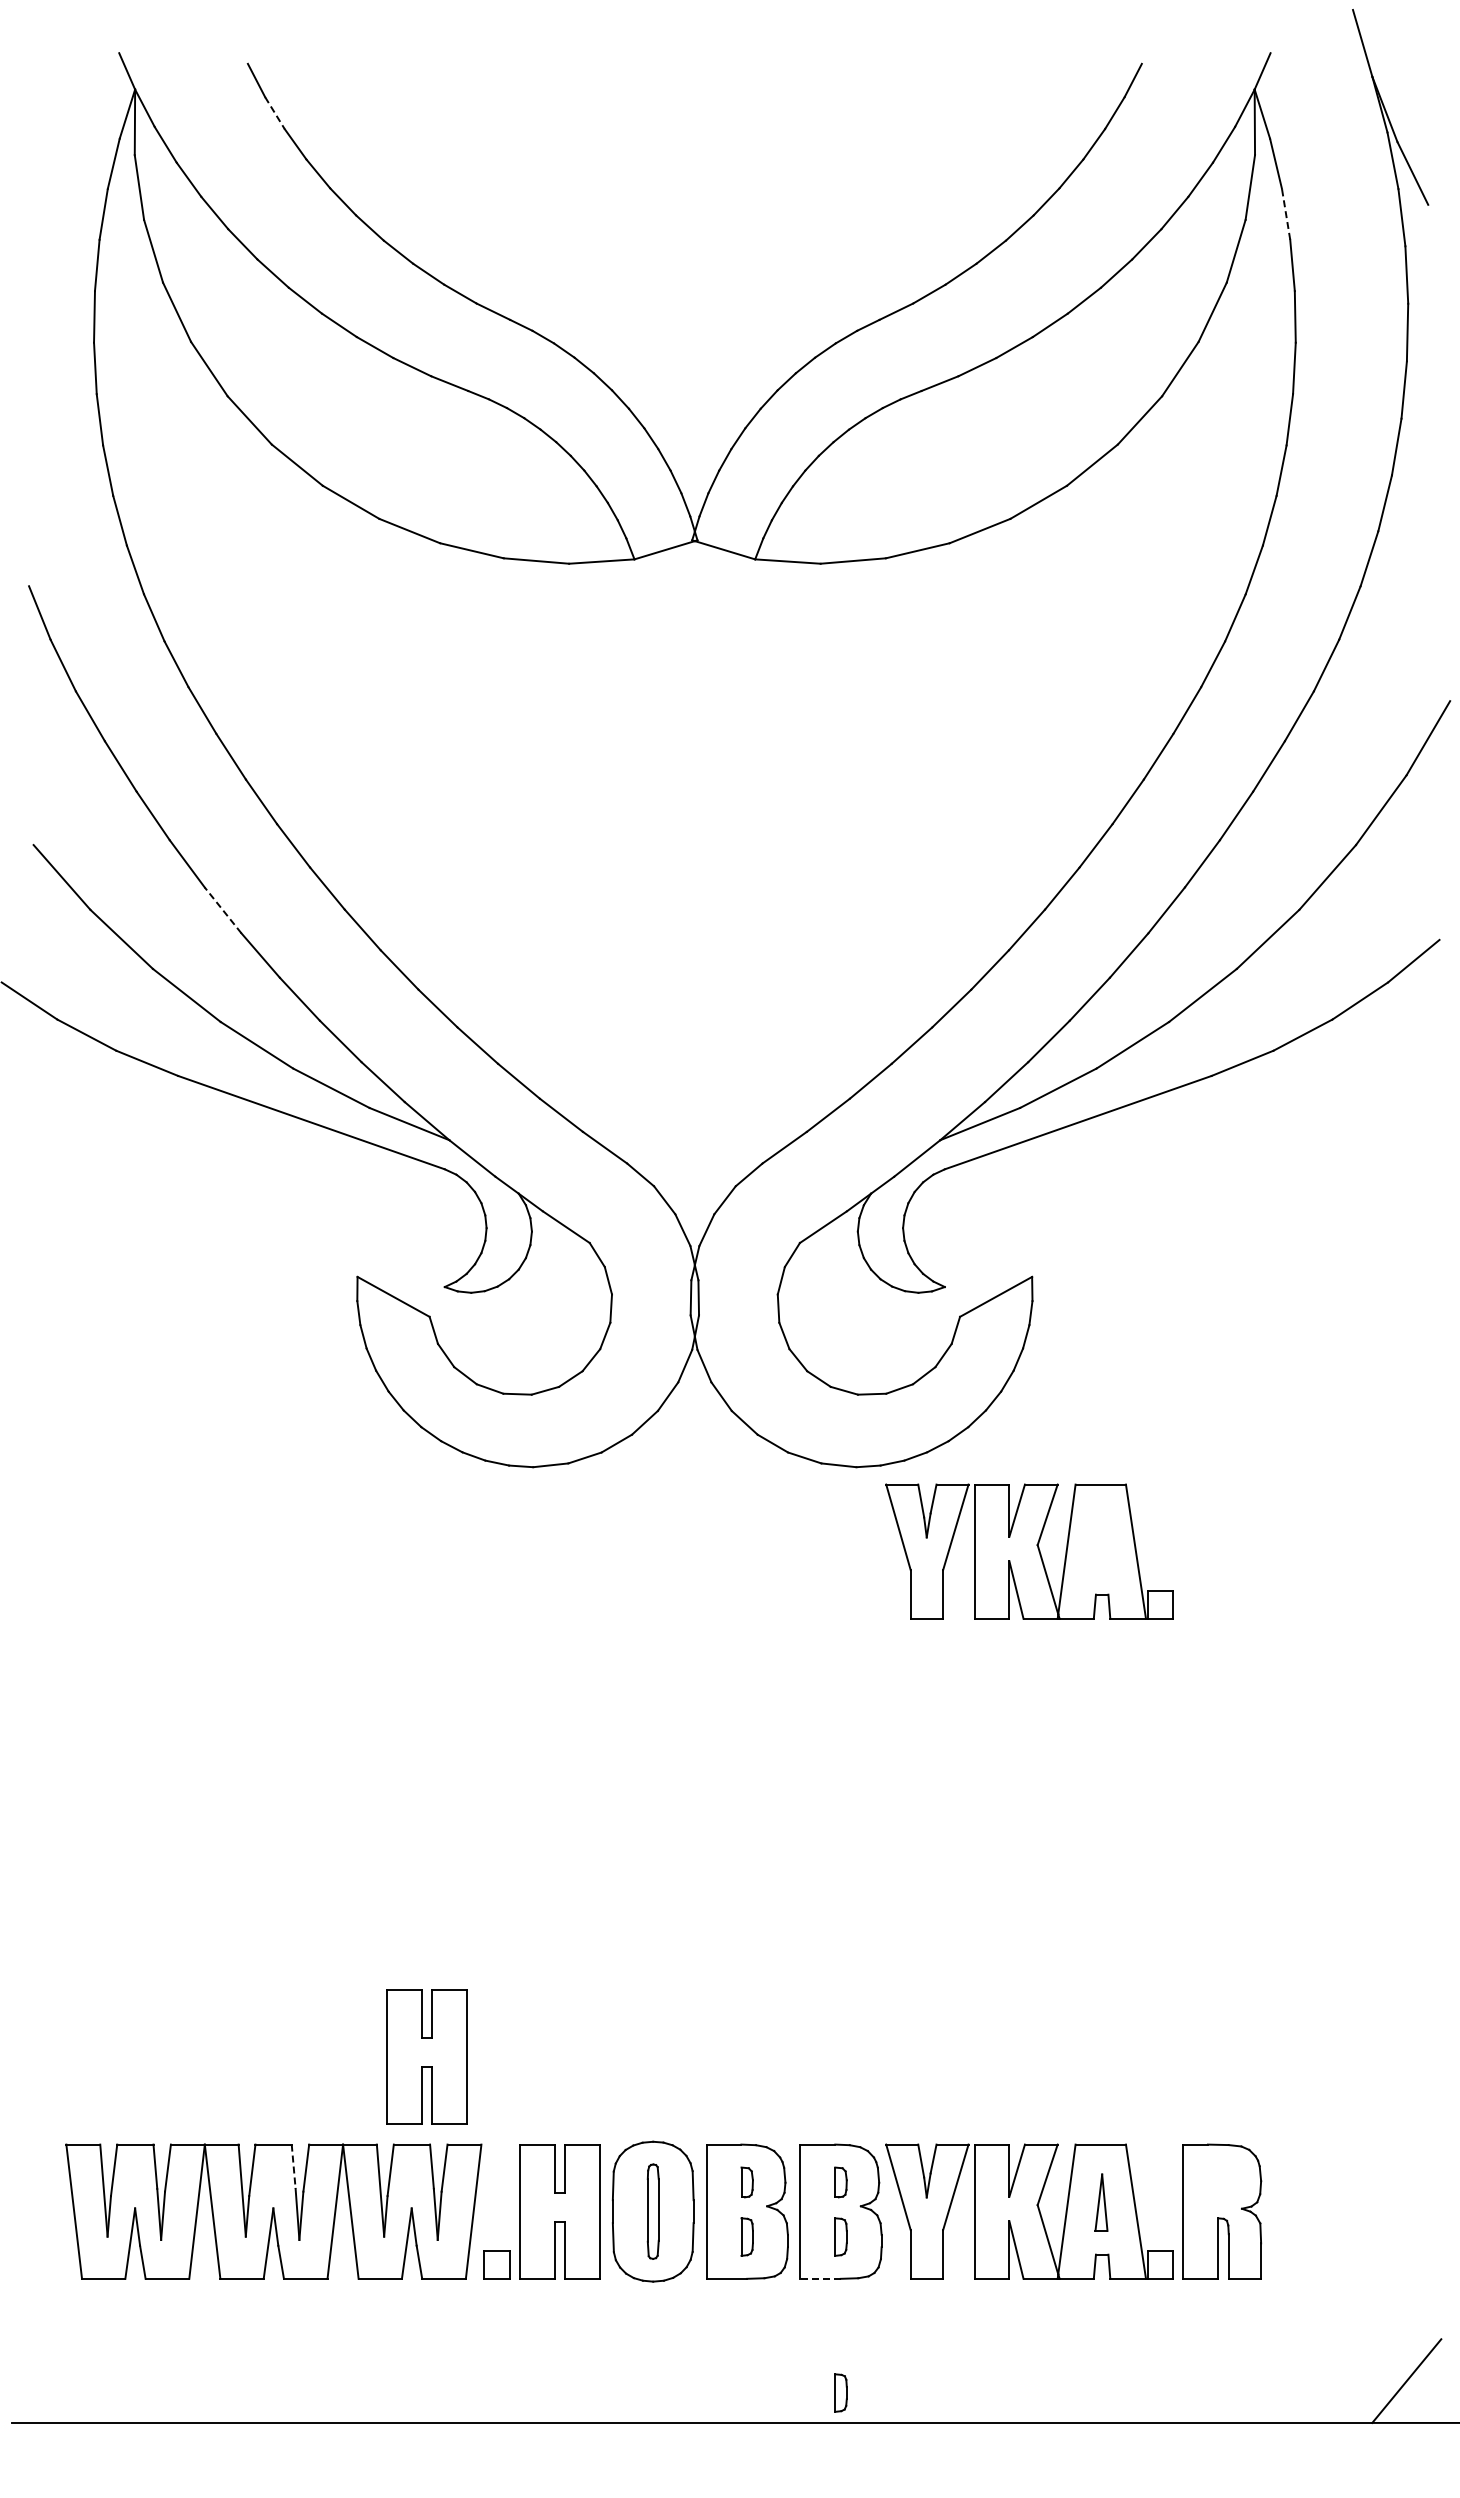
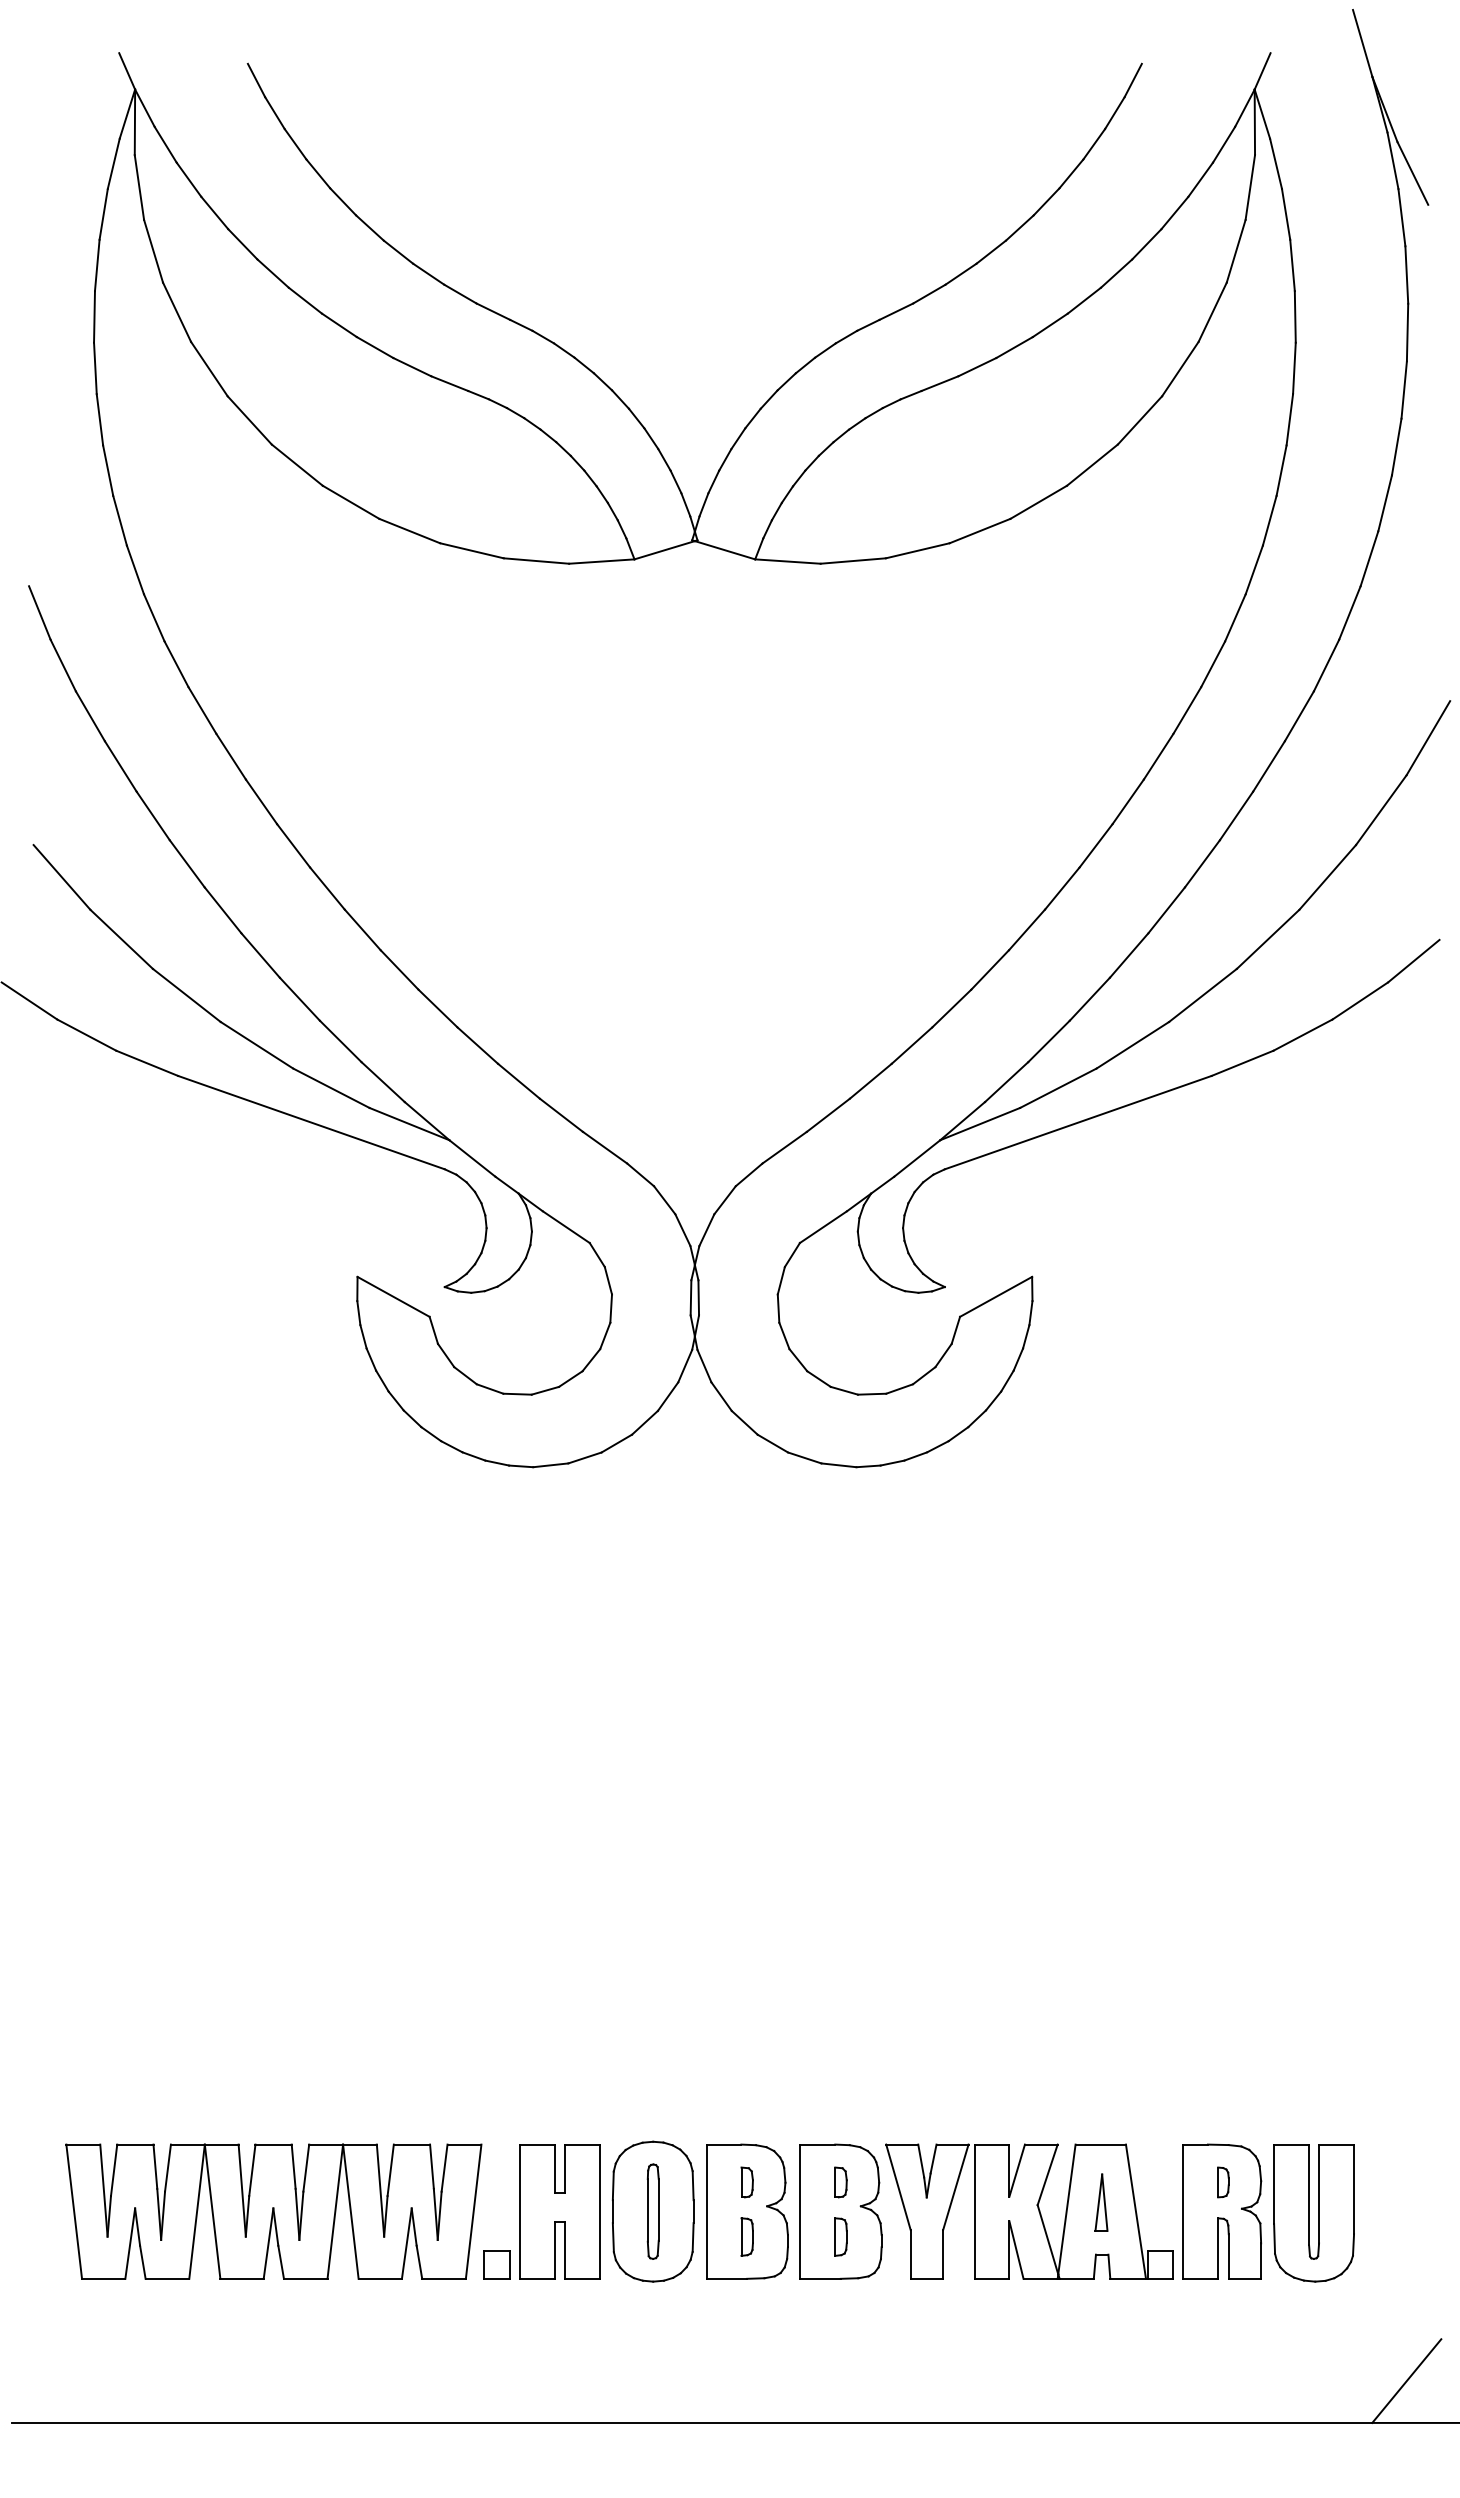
line: dashed -> solid (274, 113)
line: dashed -> solid (1286, 214)
line: dashed -> solid (222, 909)
part: present -> none (1029, 1551)
part: present -> none (426, 2056)
line: dashed -> solid (293, 2167)
part: none -> present (1223, 2182)
part: none -> present (1313, 2213)
line: dashed -> solid (820, 2278)
part: present -> none (840, 2392)
